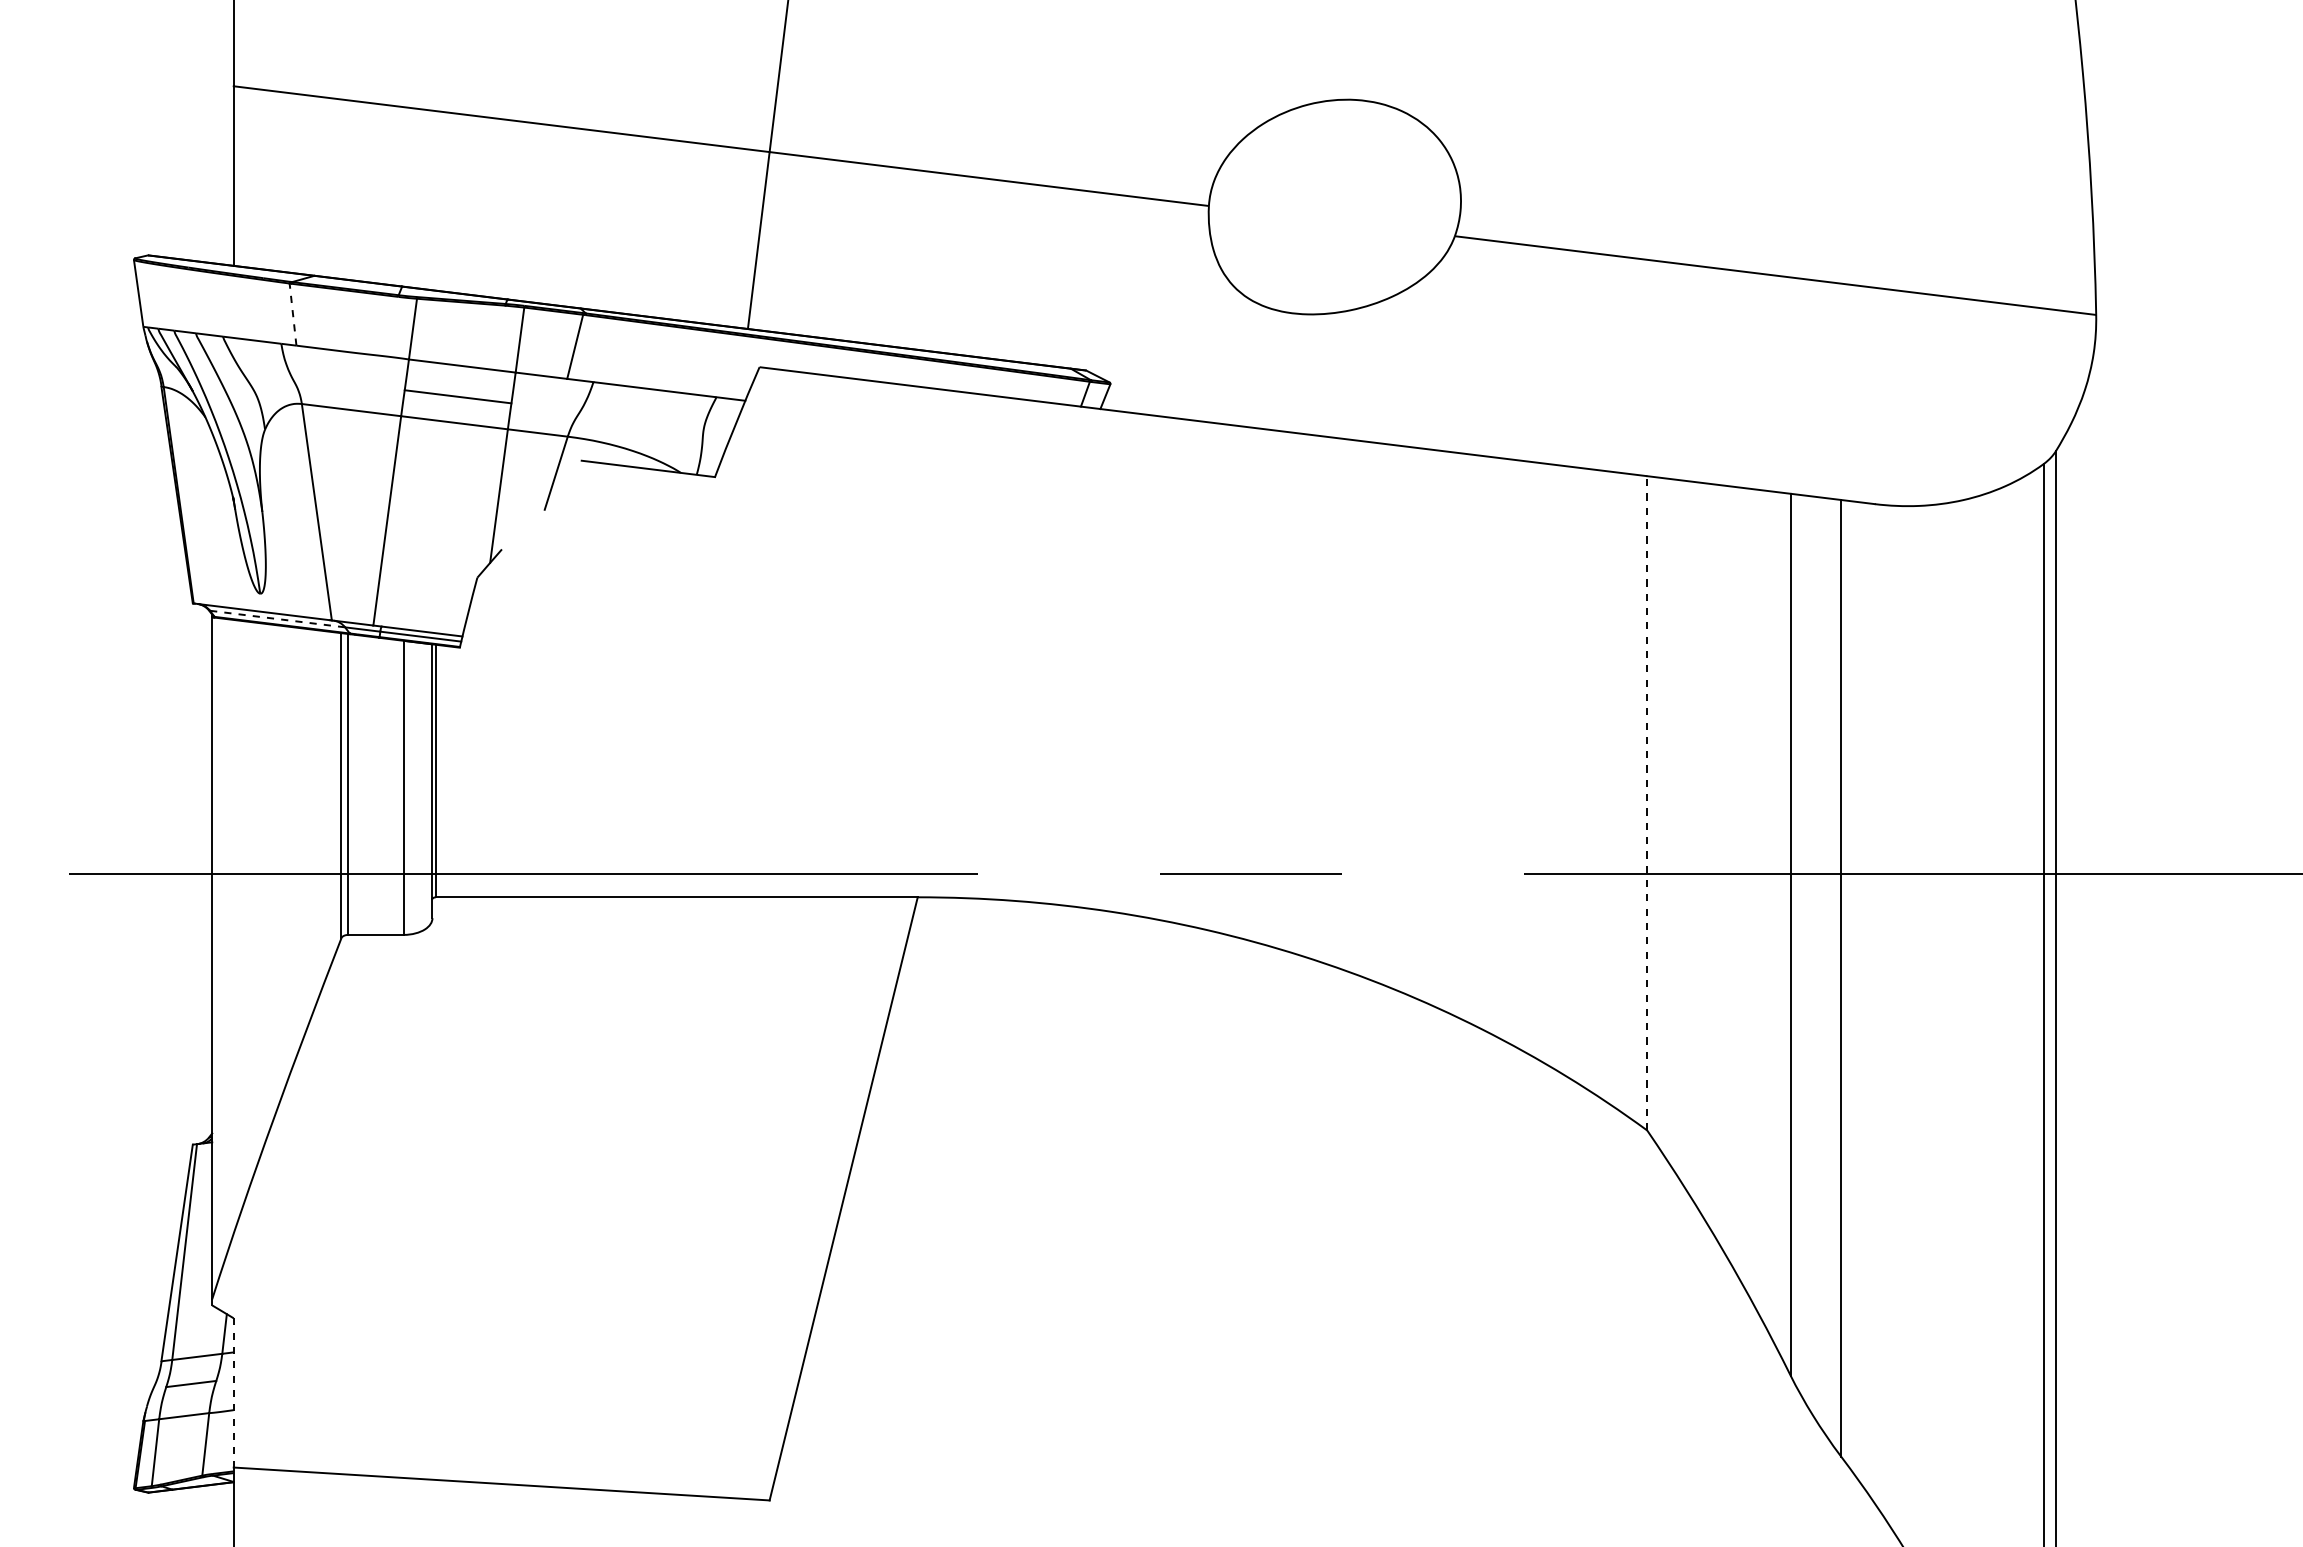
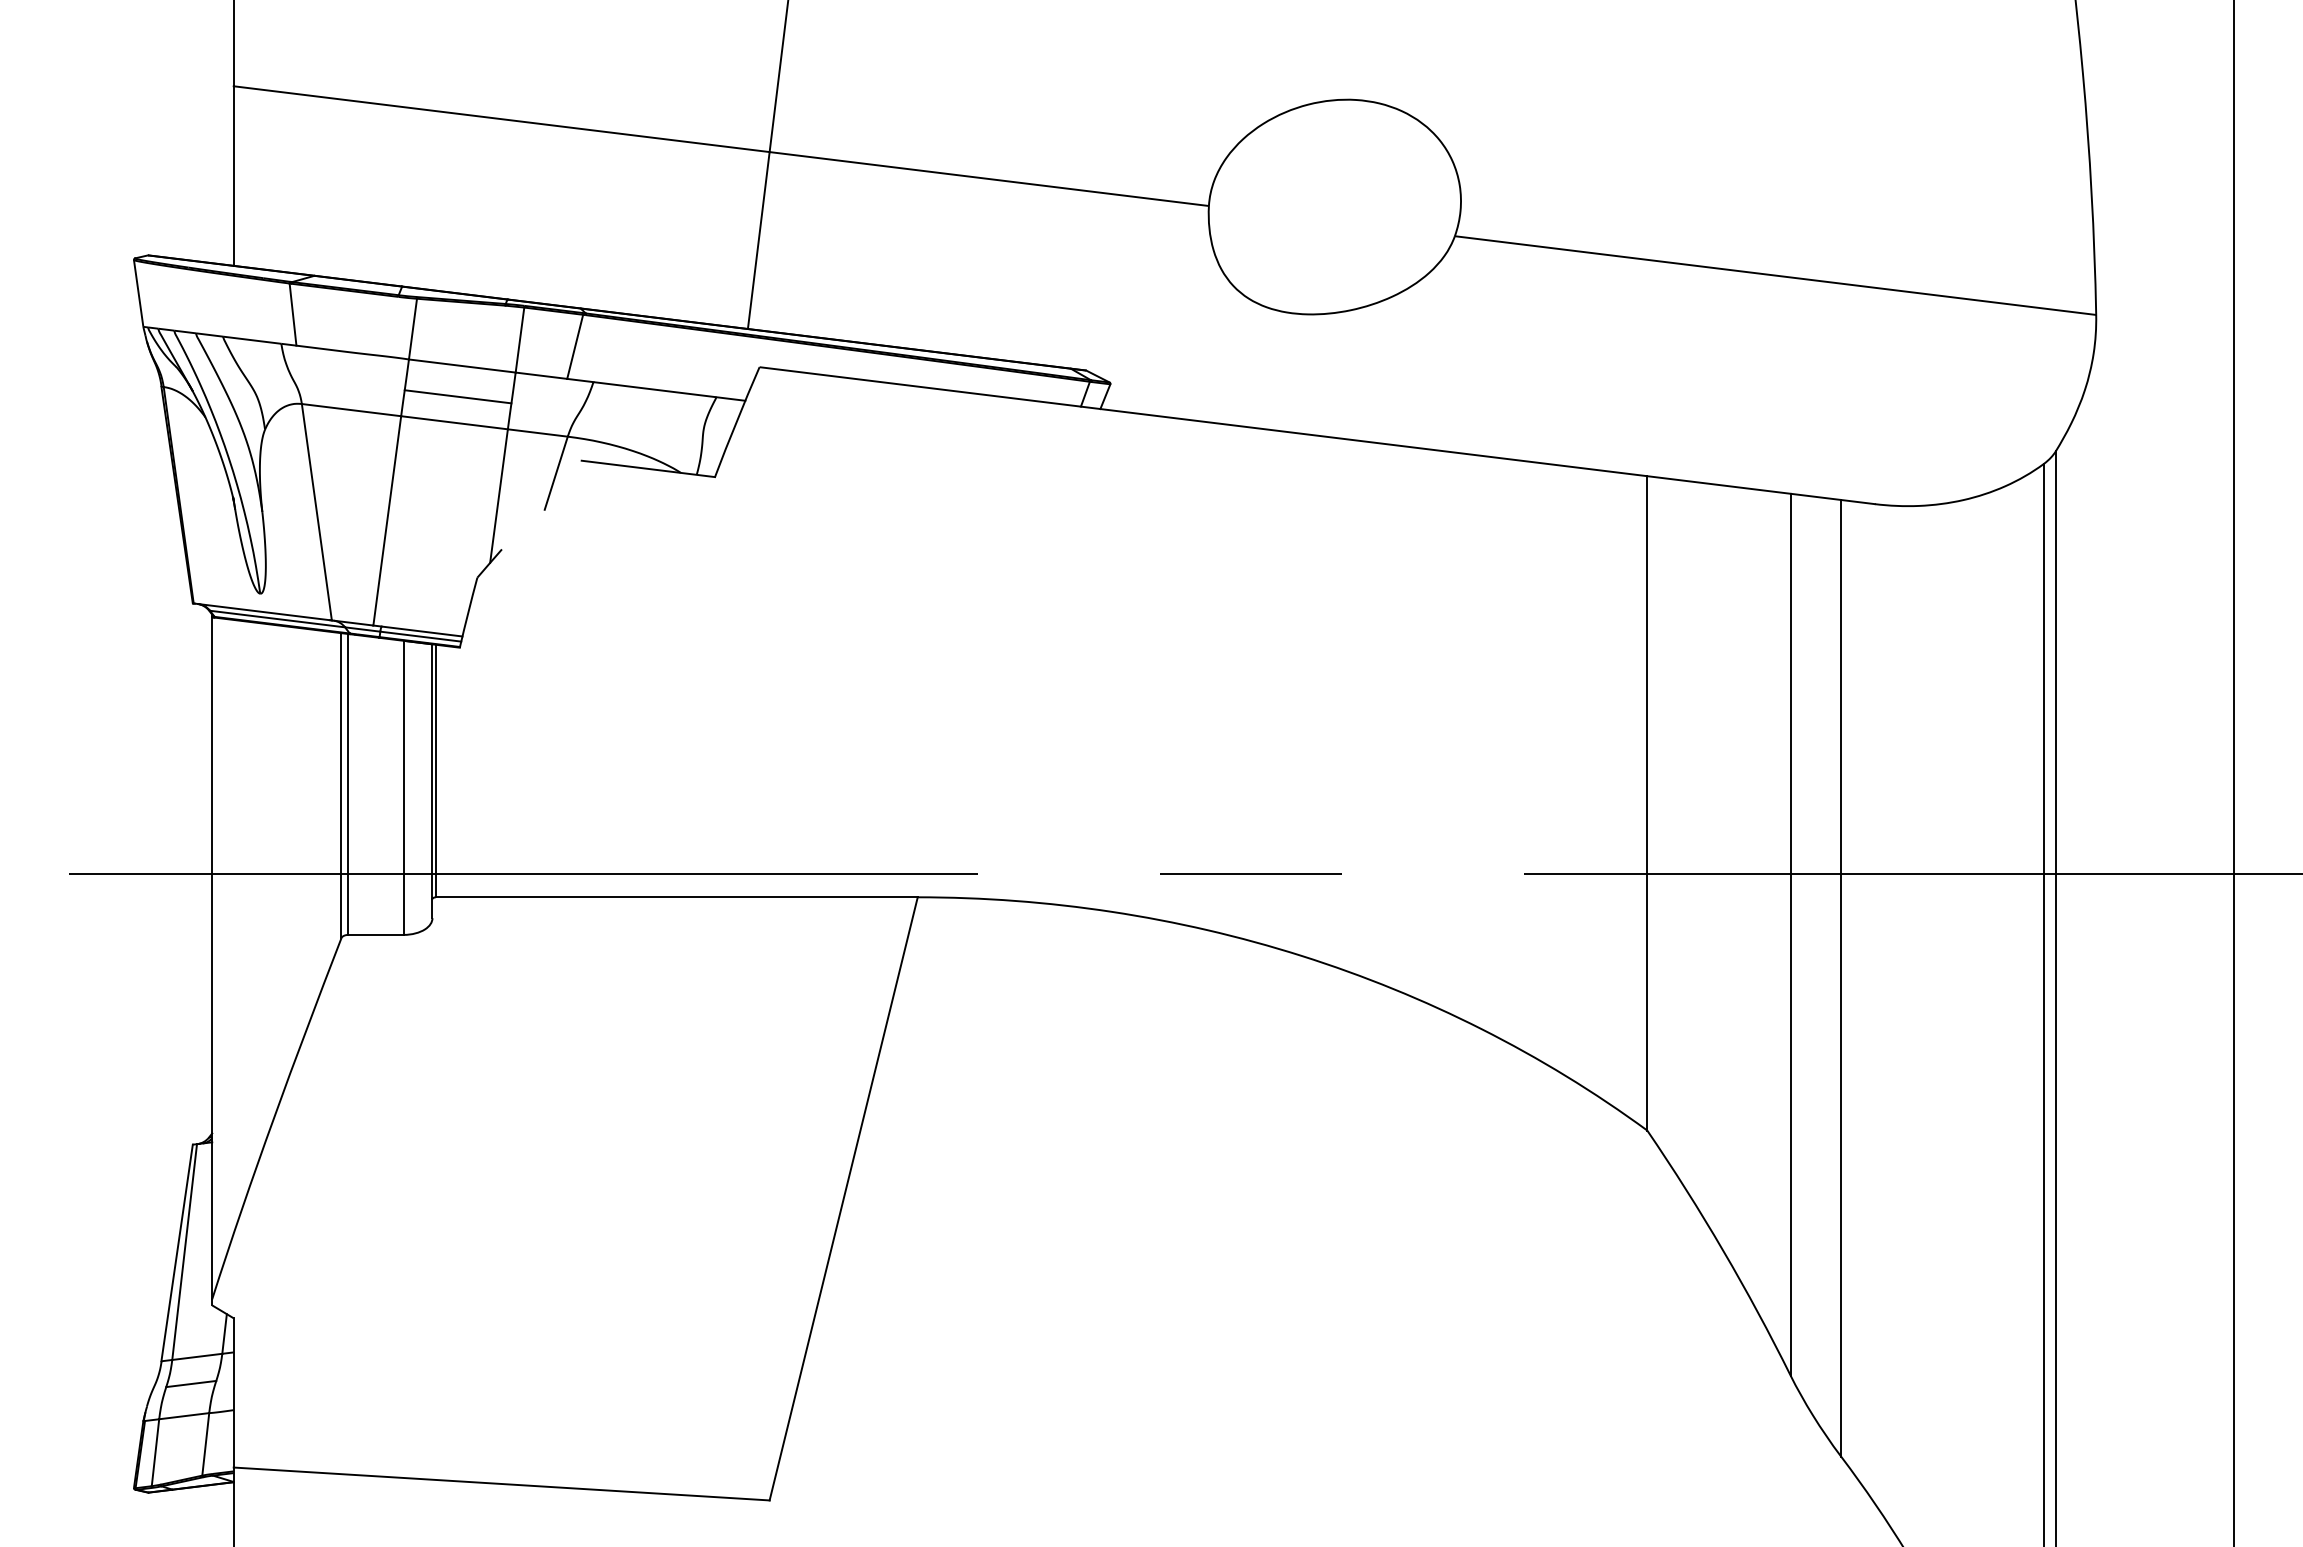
line: dashed -> solid (292, 314)
line: dashed -> solid (277, 619)
line: none -> present (2233, 772)
line: dashed -> solid (1647, 802)
line: dashed -> solid (233, 1392)
